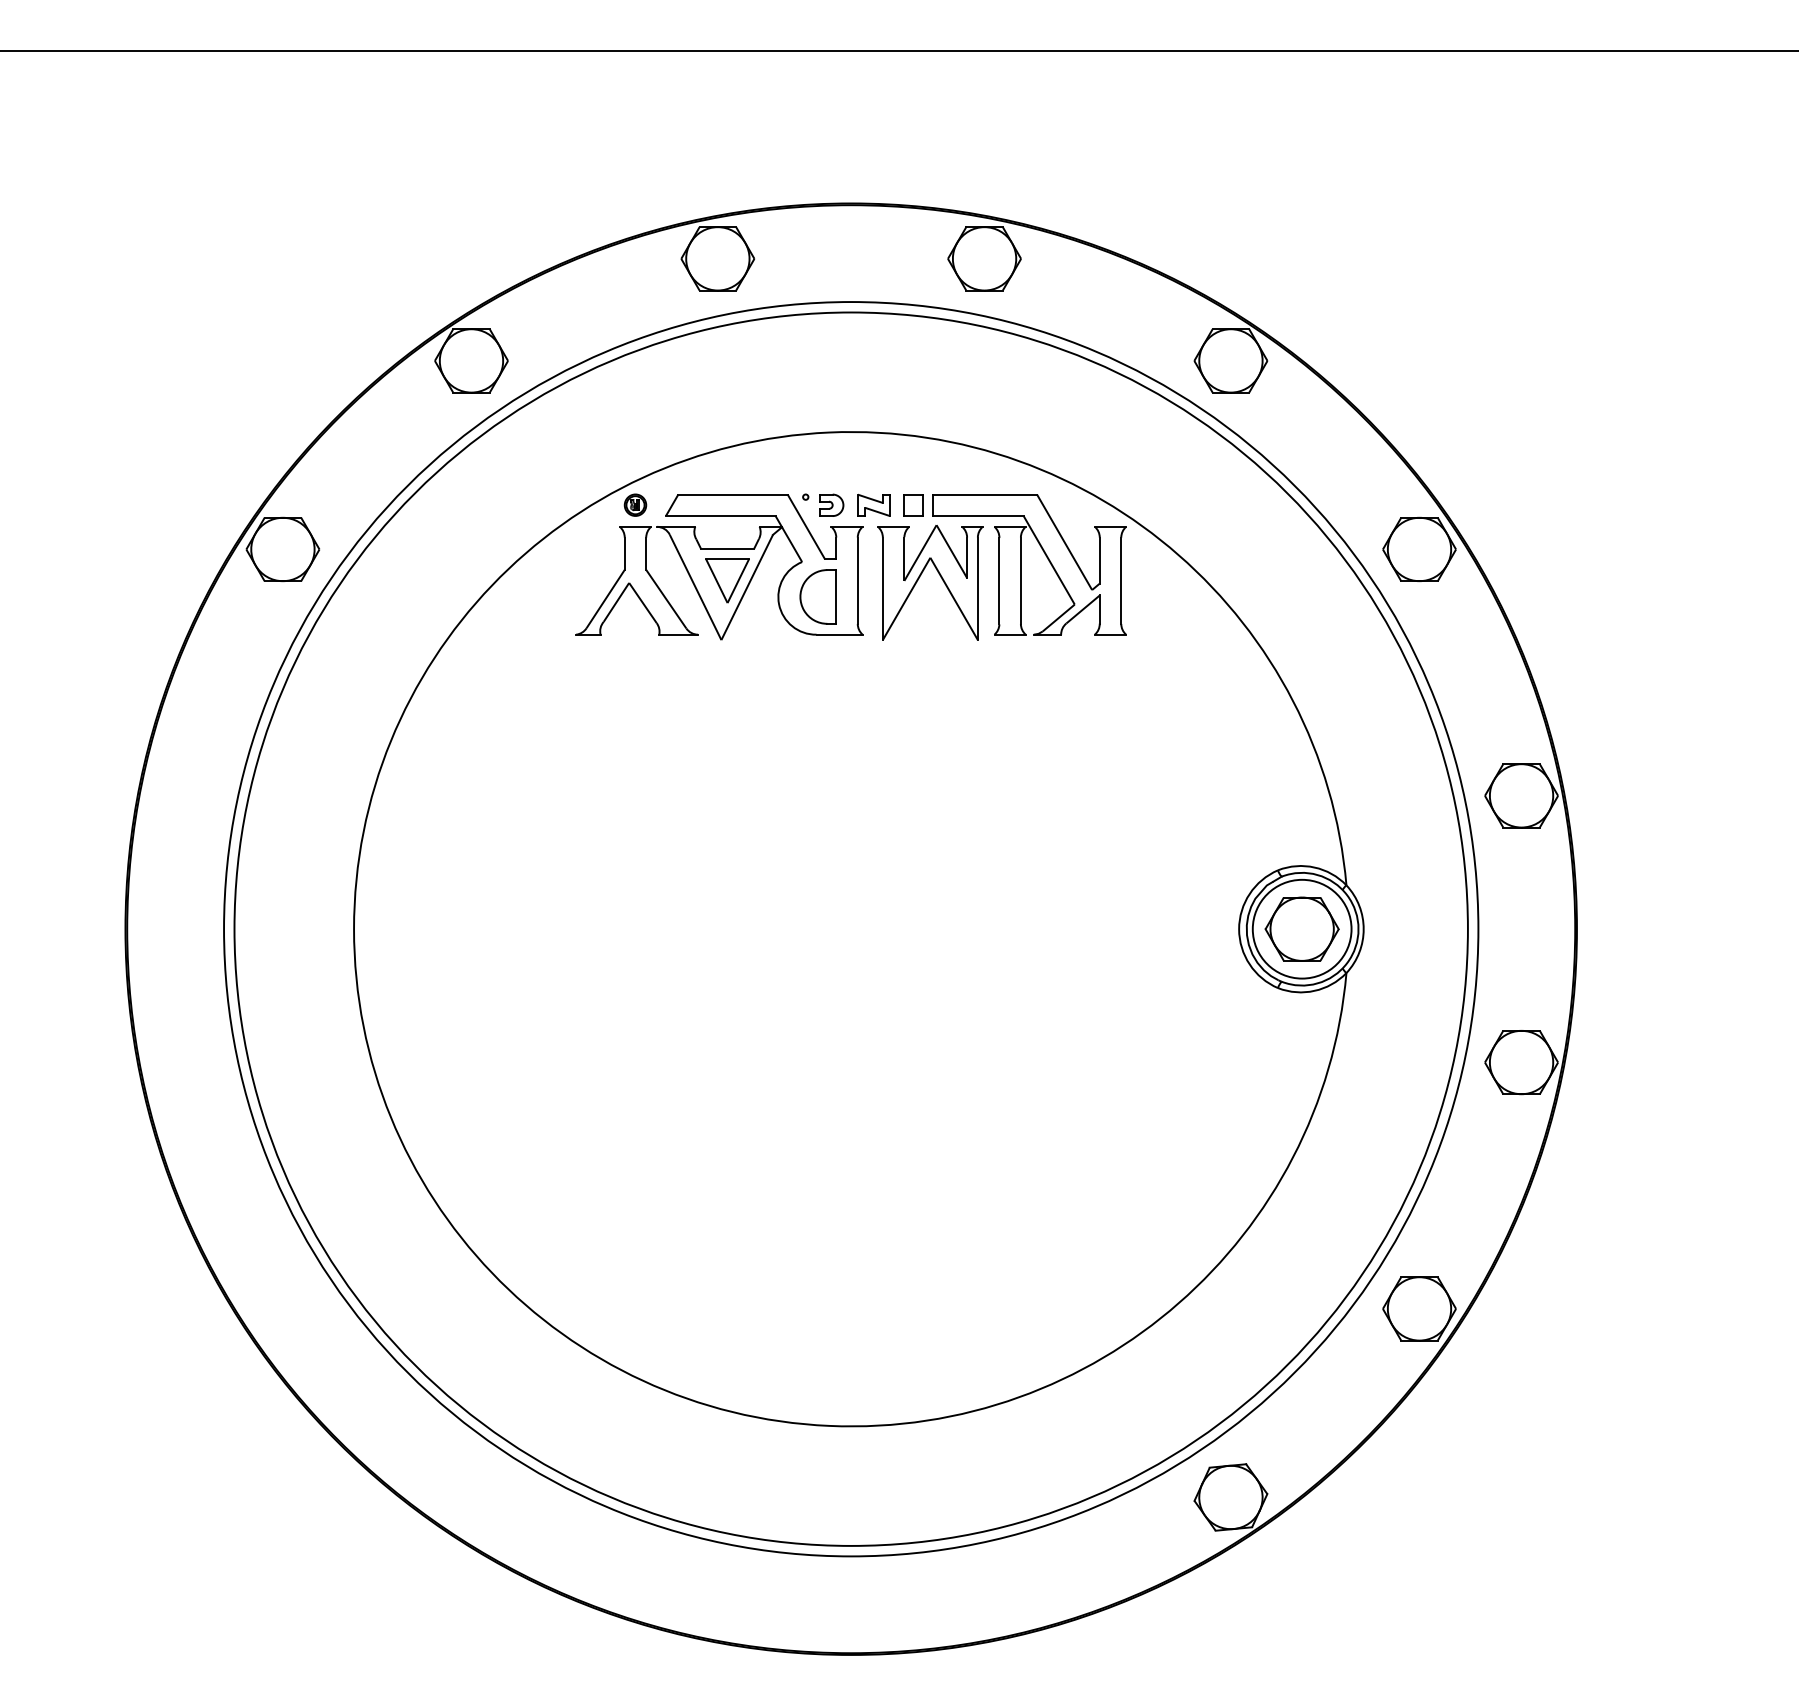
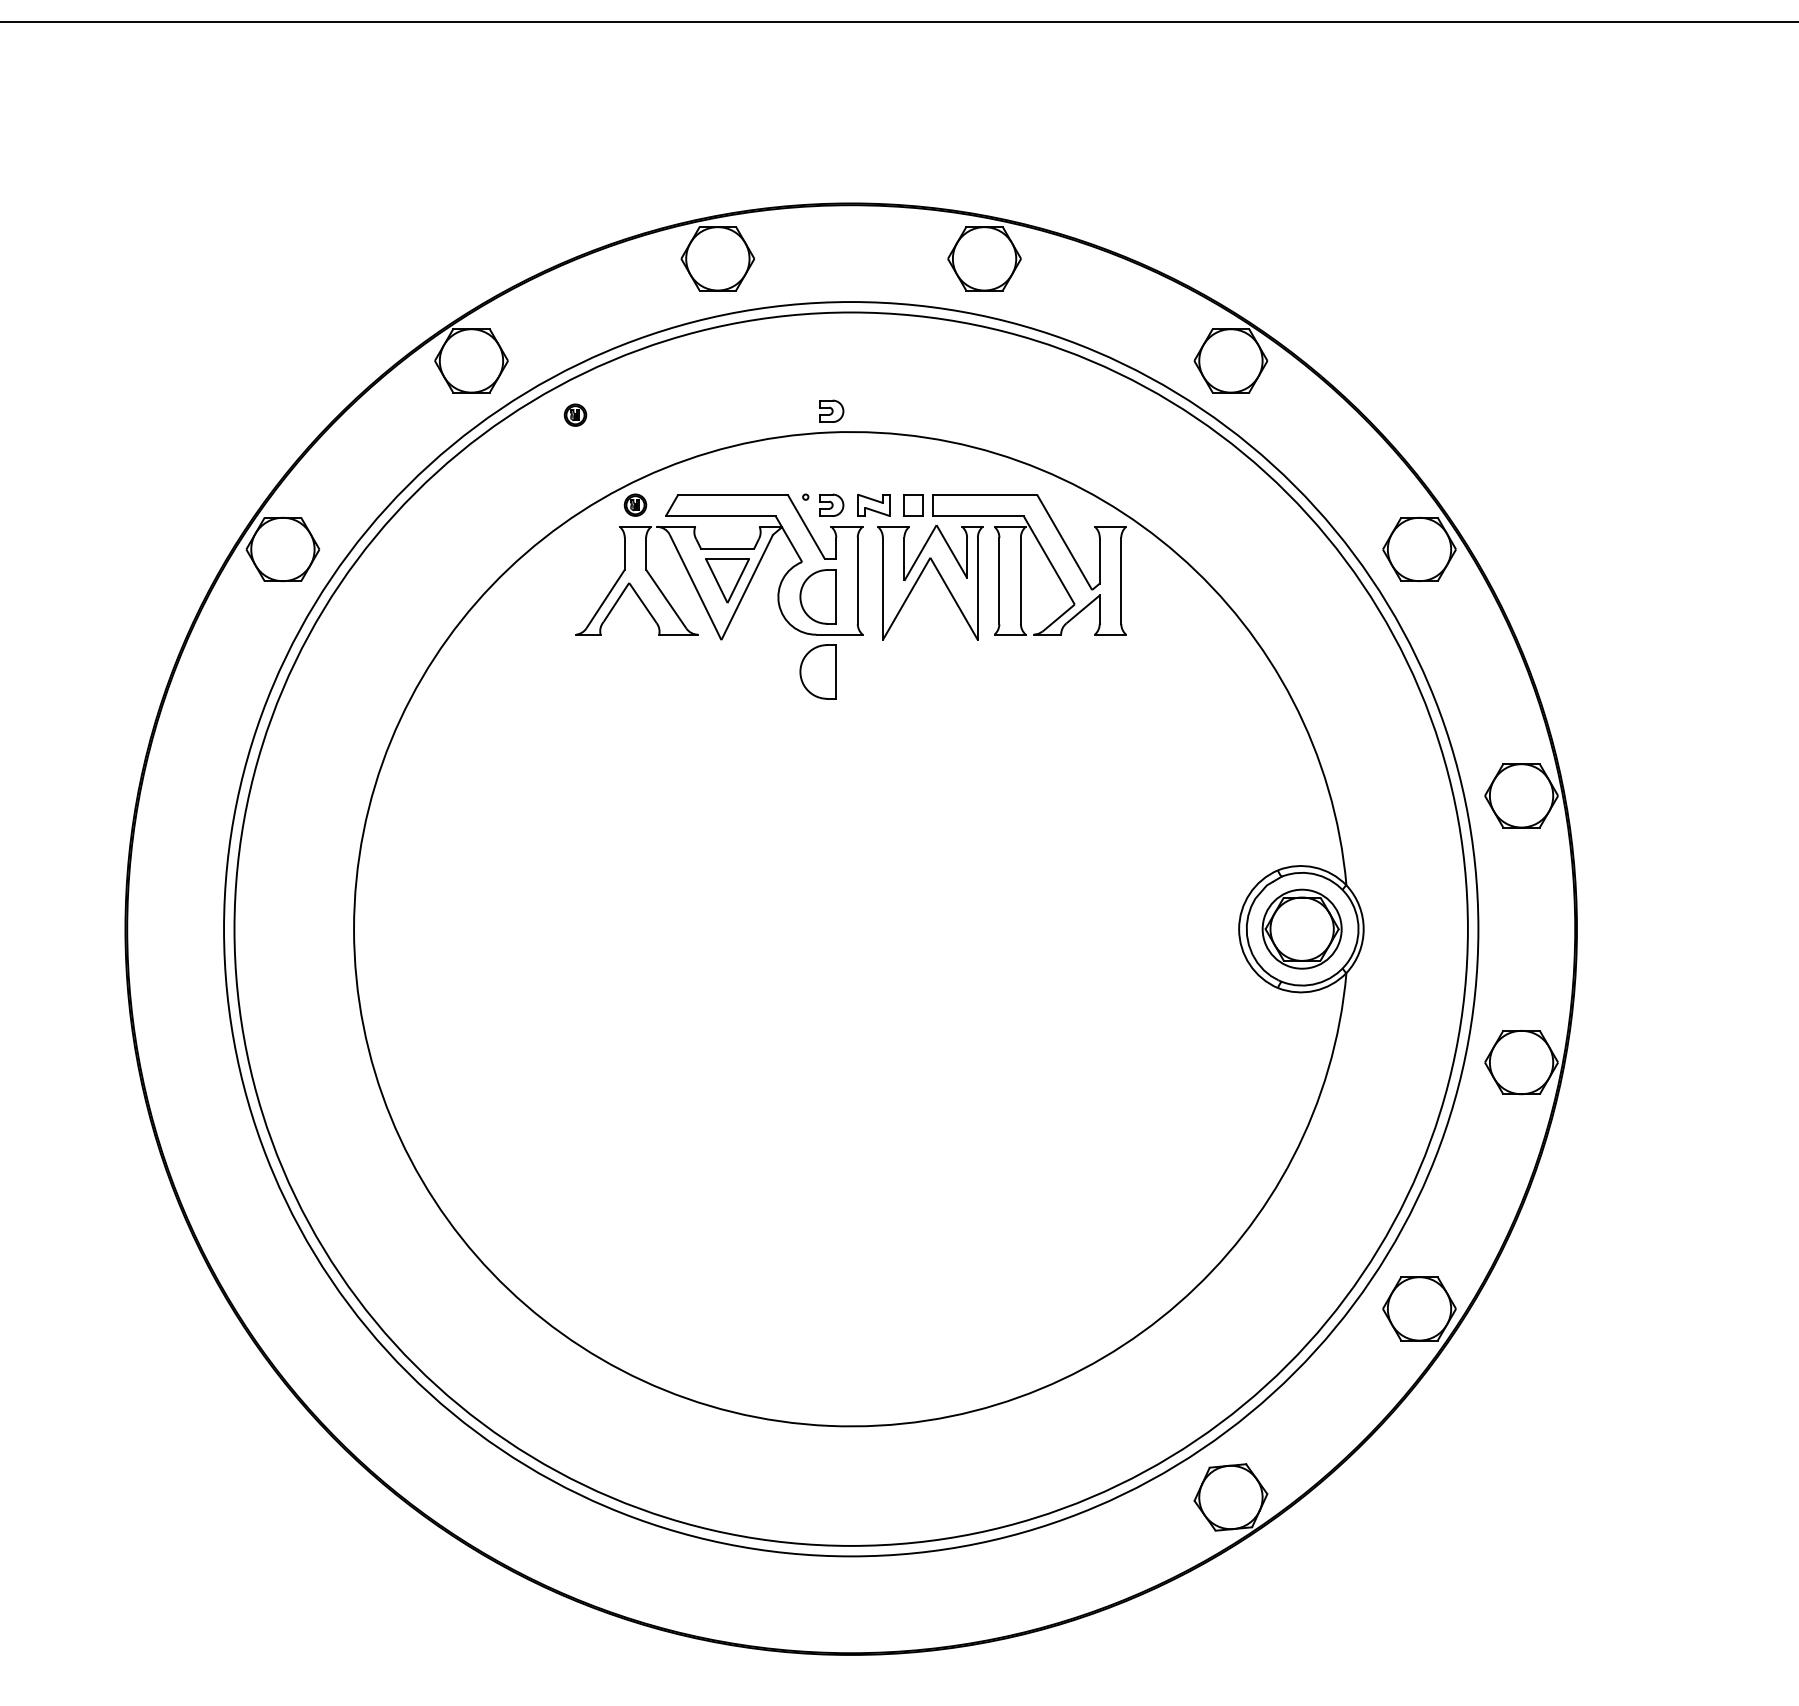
line position: (898, 51) -> (898, 22) (898, 22)
part: none -> present (831, 410)
part: none -> present (575, 414)
part: none -> present (817, 671)
circle diameter: 99 px -> 79 px (1301, 928)
